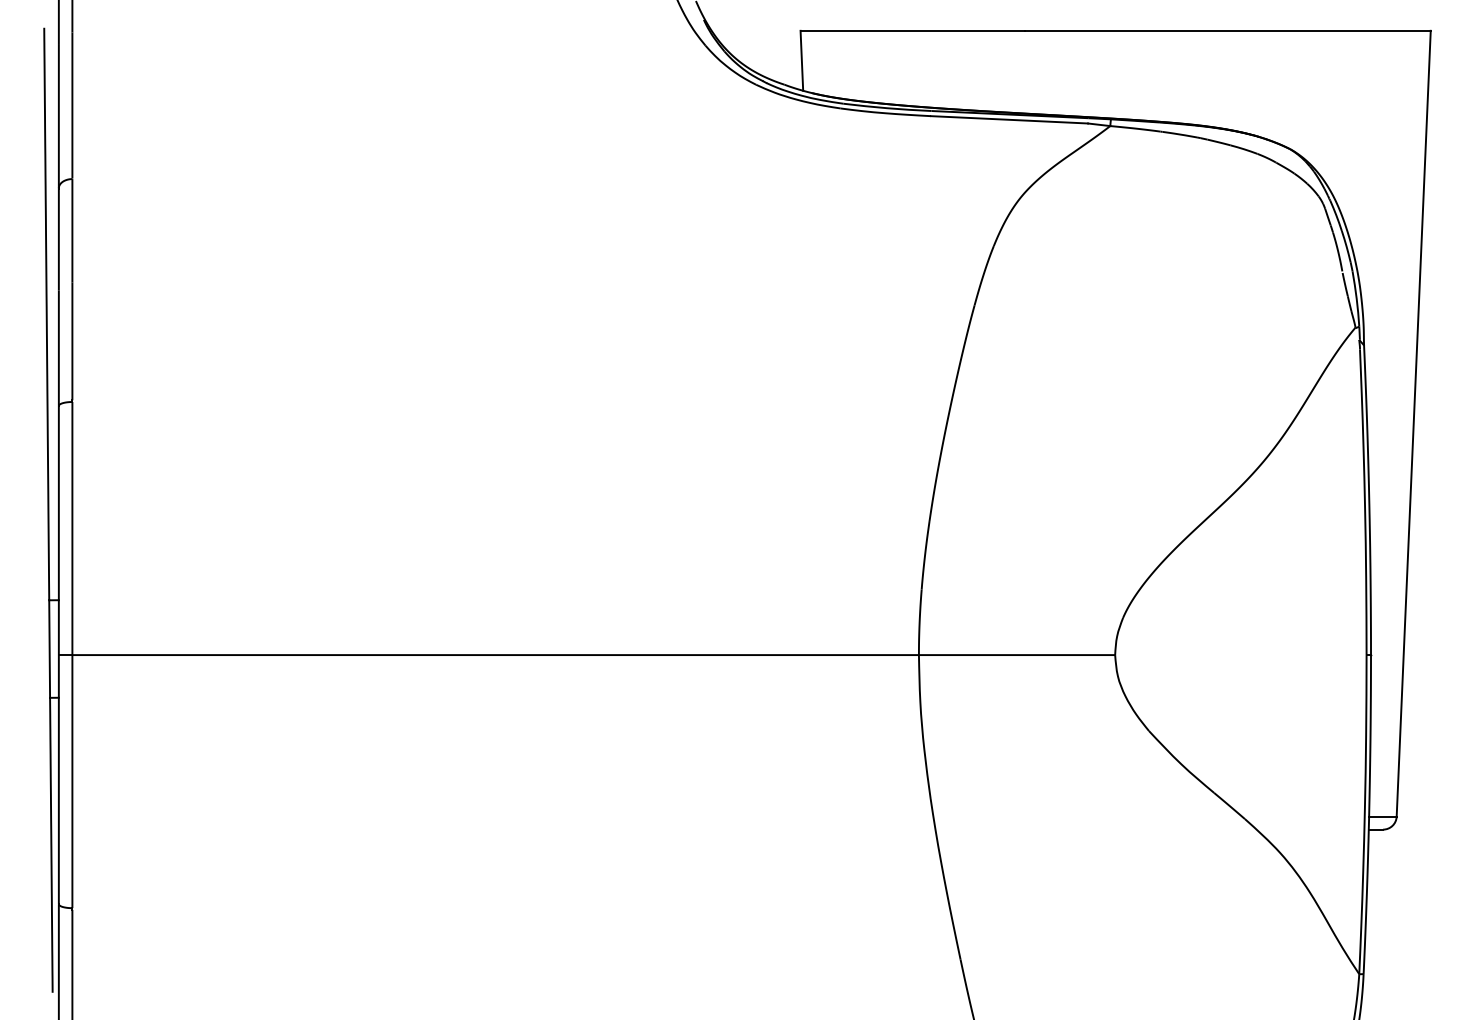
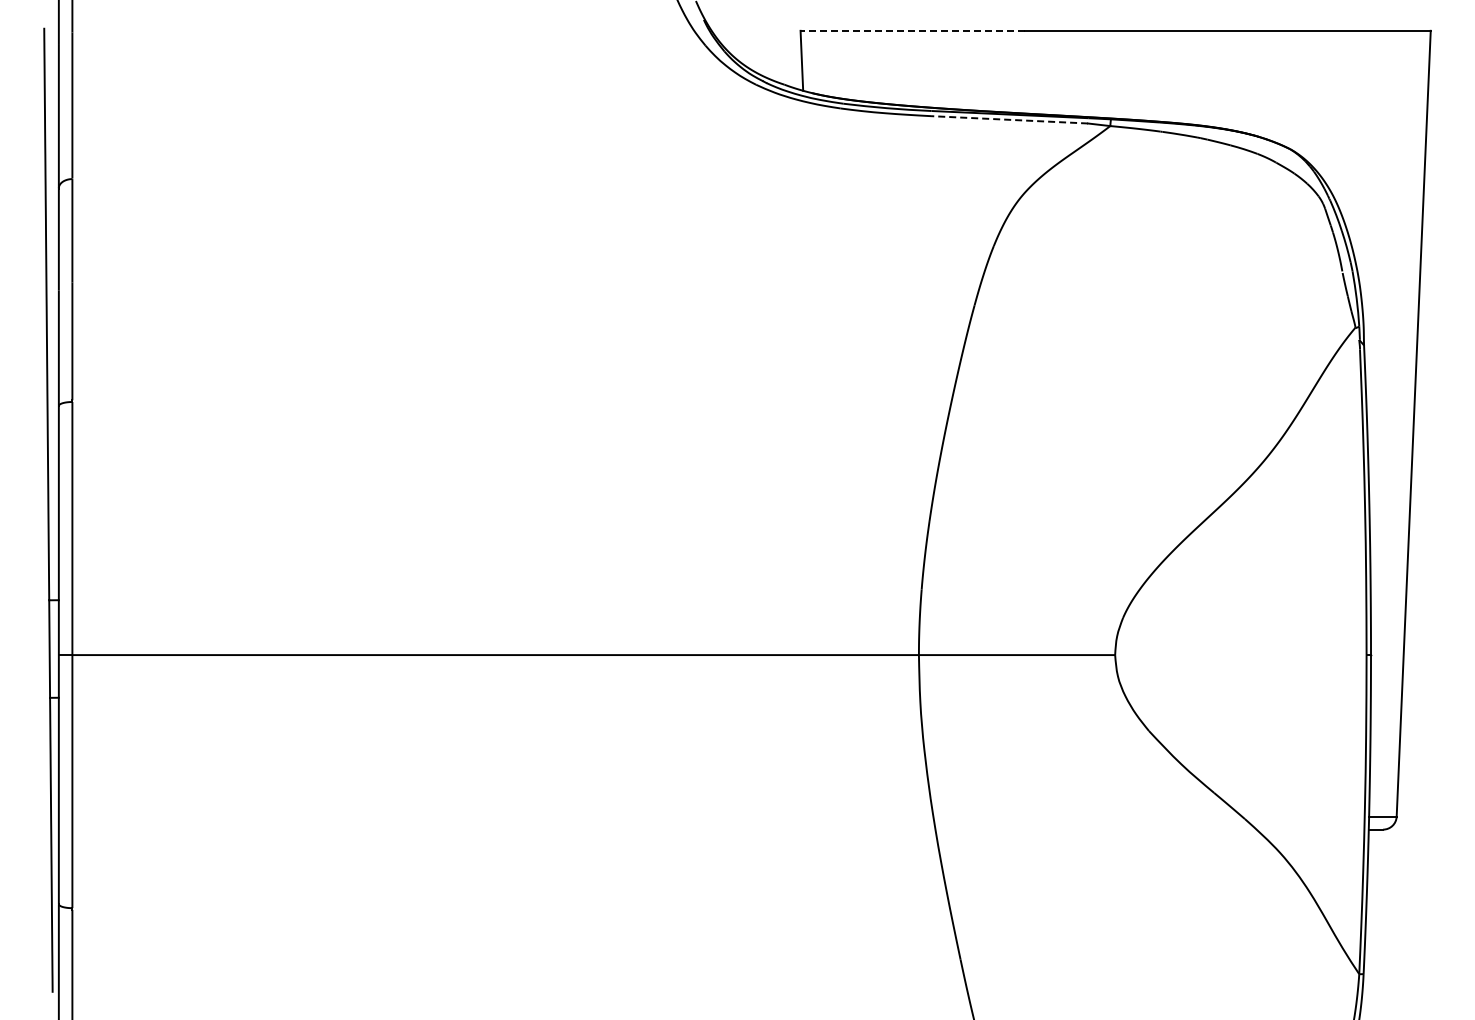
line: solid -> dashed (912, 30)
line: solid -> dashed (1009, 119)
